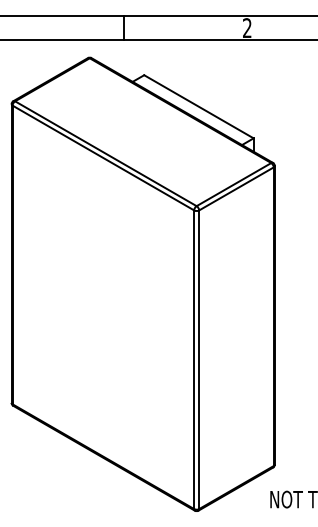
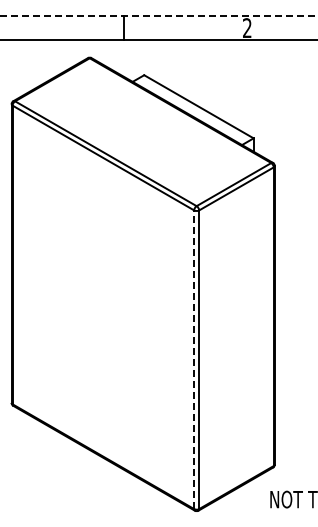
line: solid -> dashed (158, 15)
line: solid -> dashed (194, 359)
